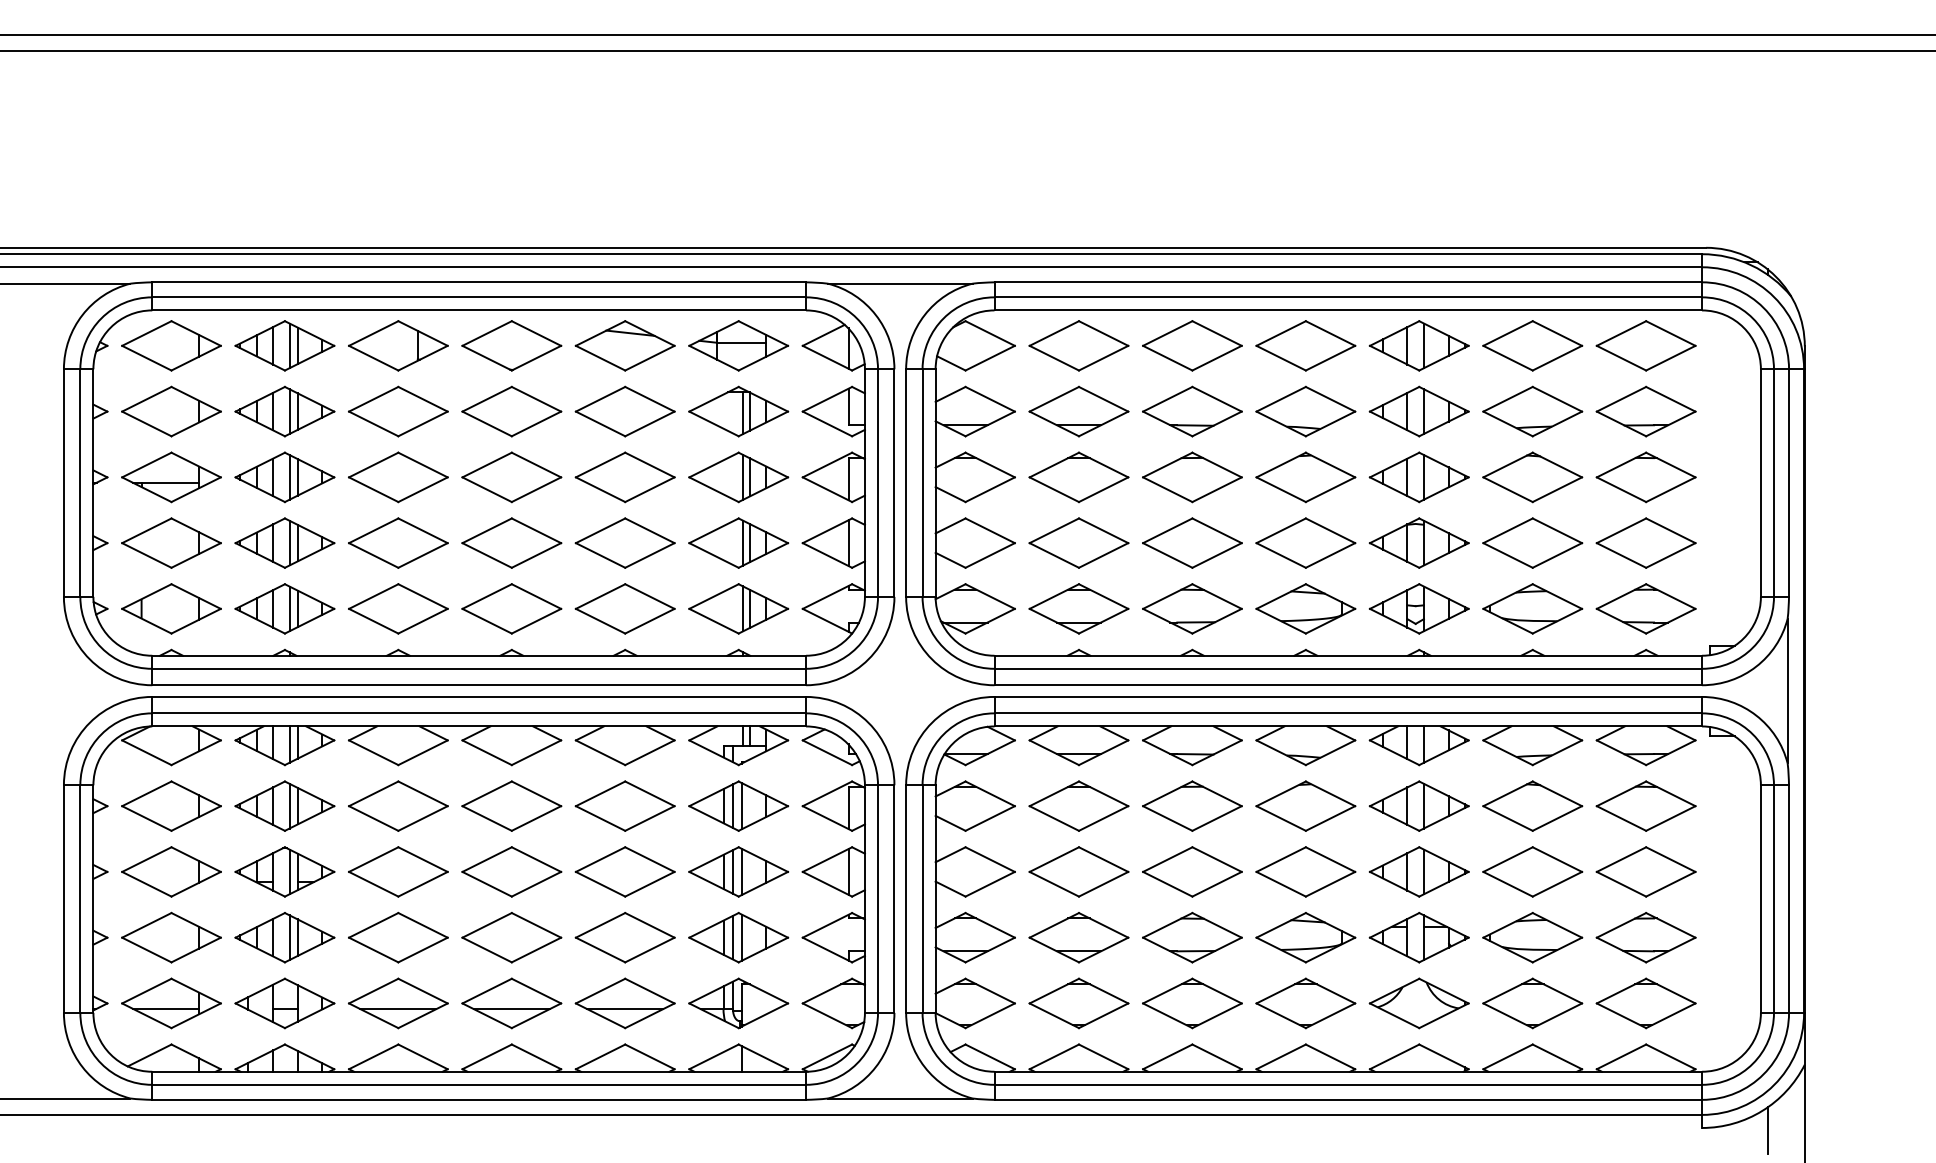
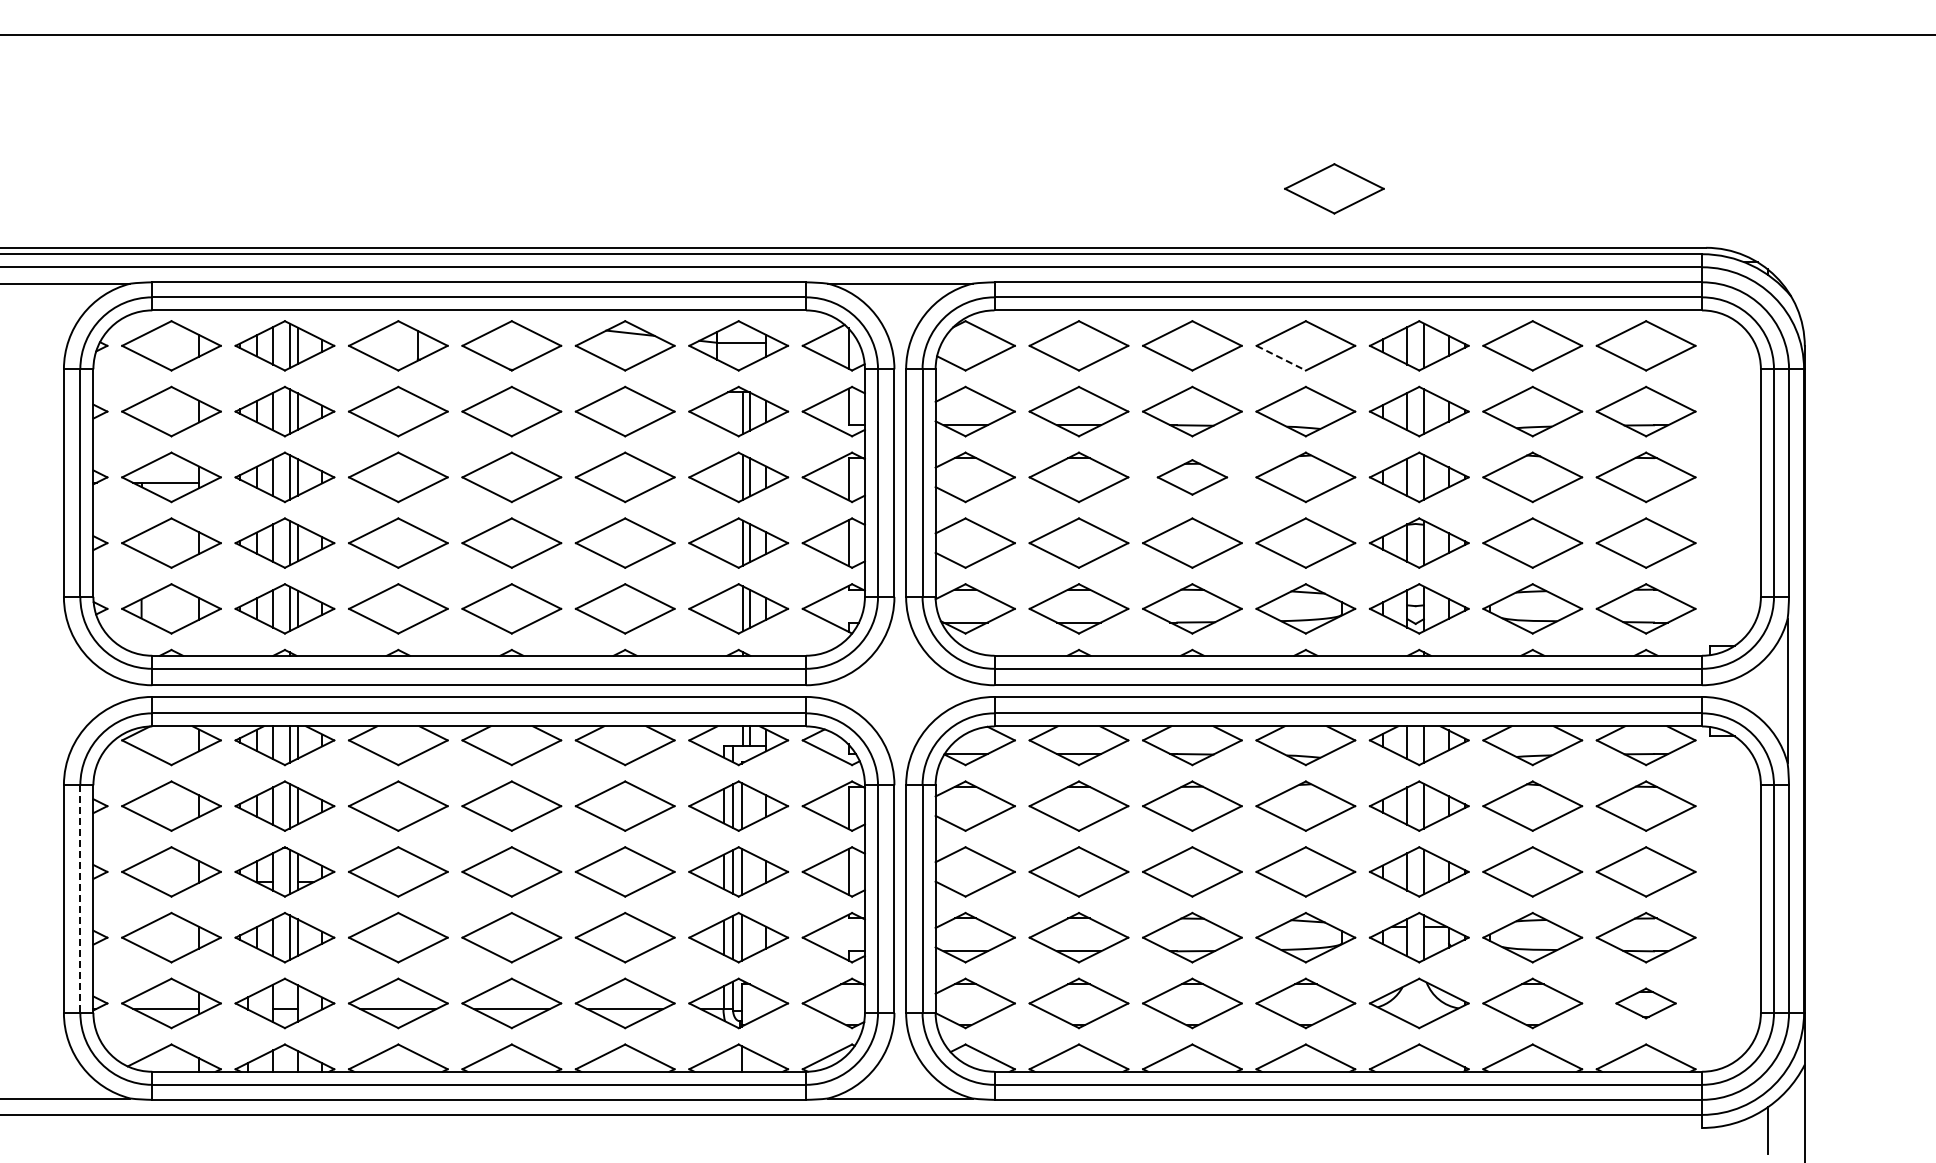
line: present -> none (967, 50)
part: none -> present (1334, 188)
line: solid -> dashed (1281, 358)
part size: 101x53 px -> 73x37 px (1192, 477)
line: solid -> dashed (80, 899)
part size: 102x53 px -> 62x33 px (1645, 1003)
